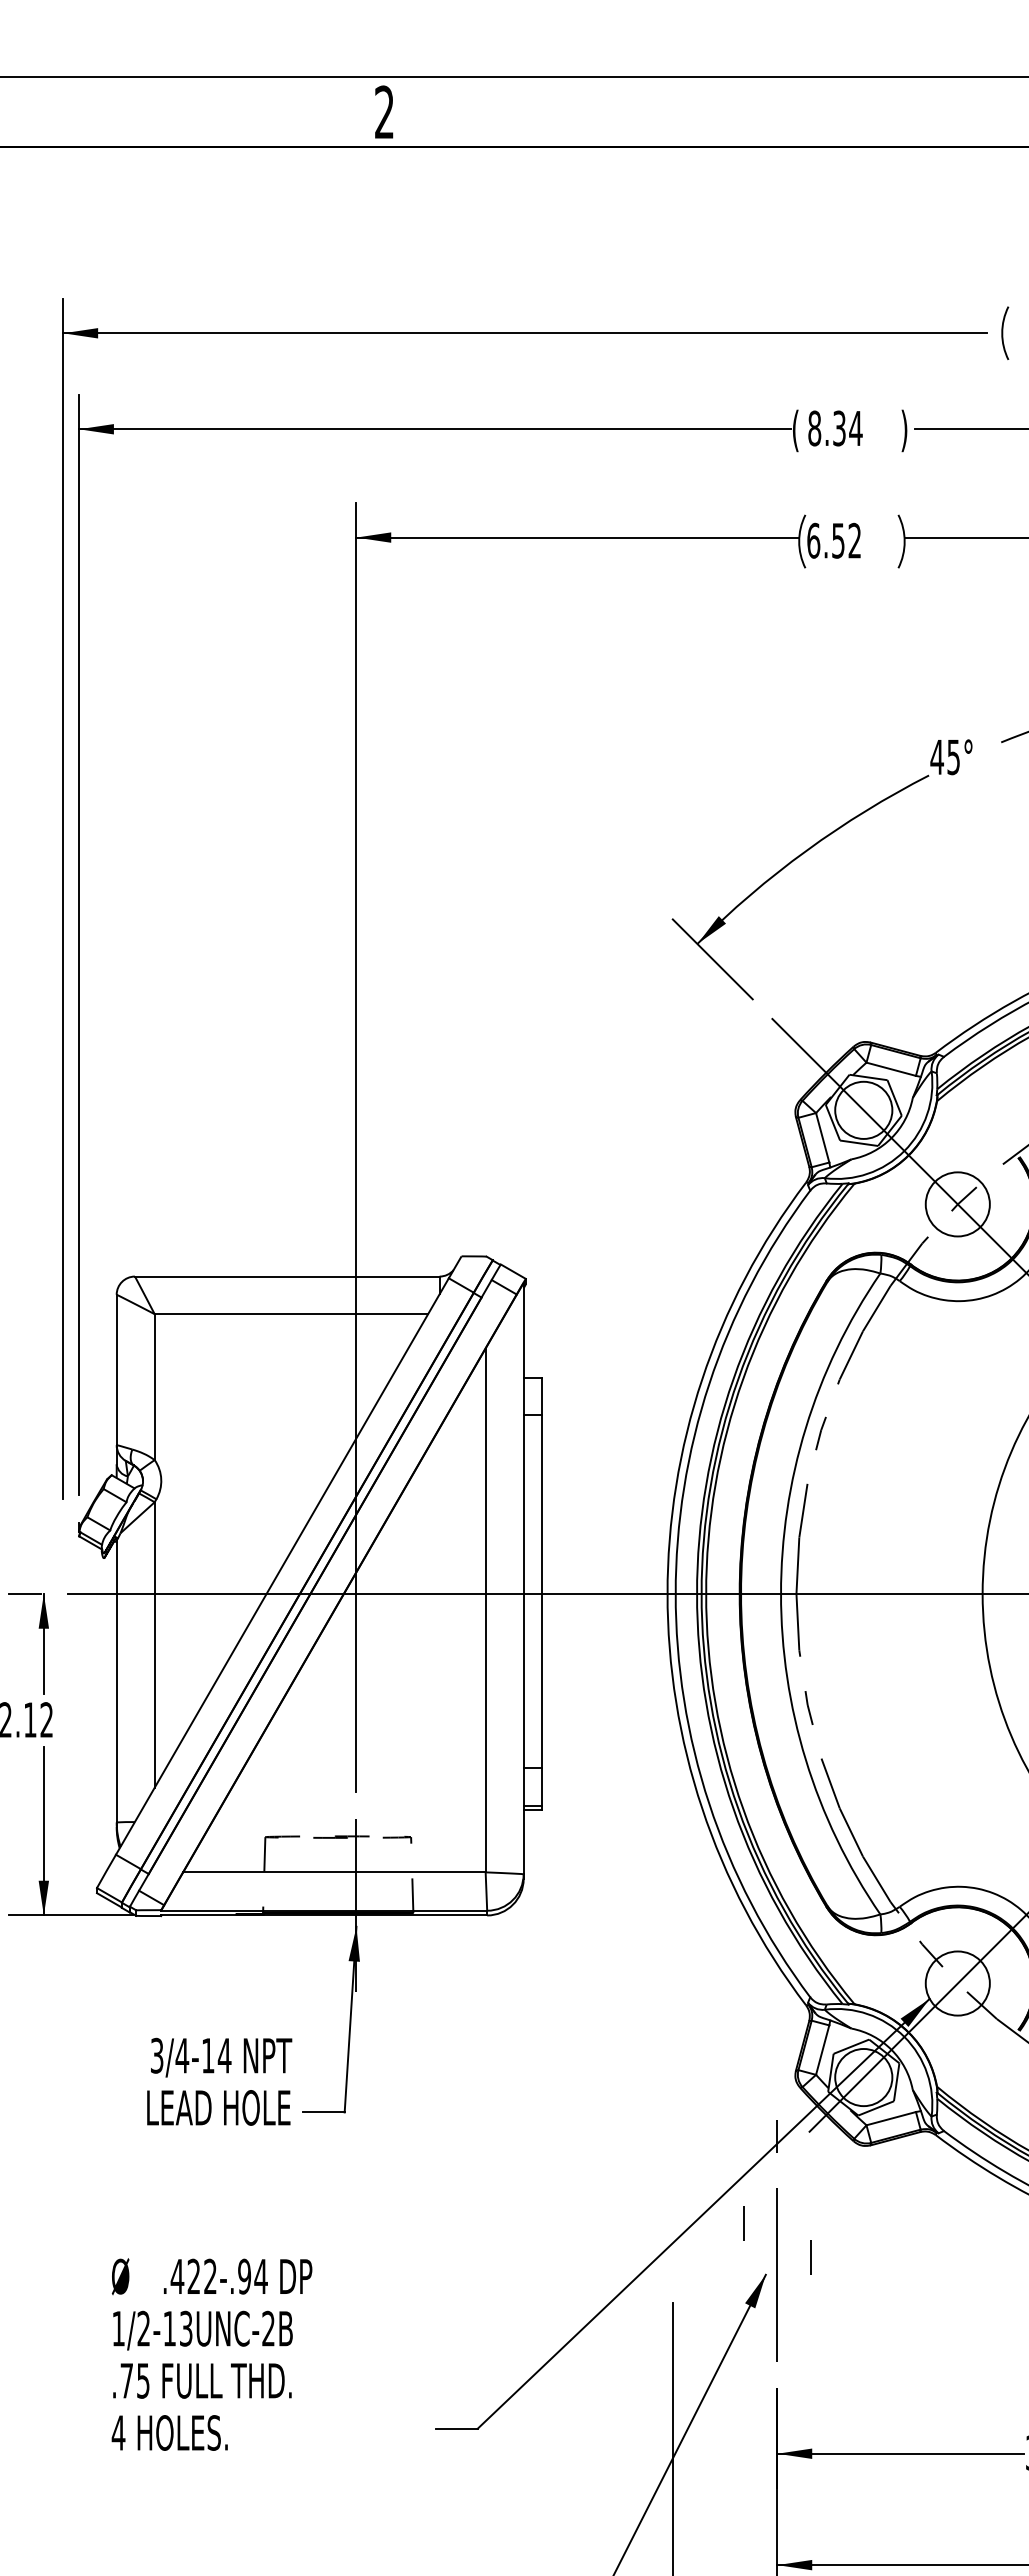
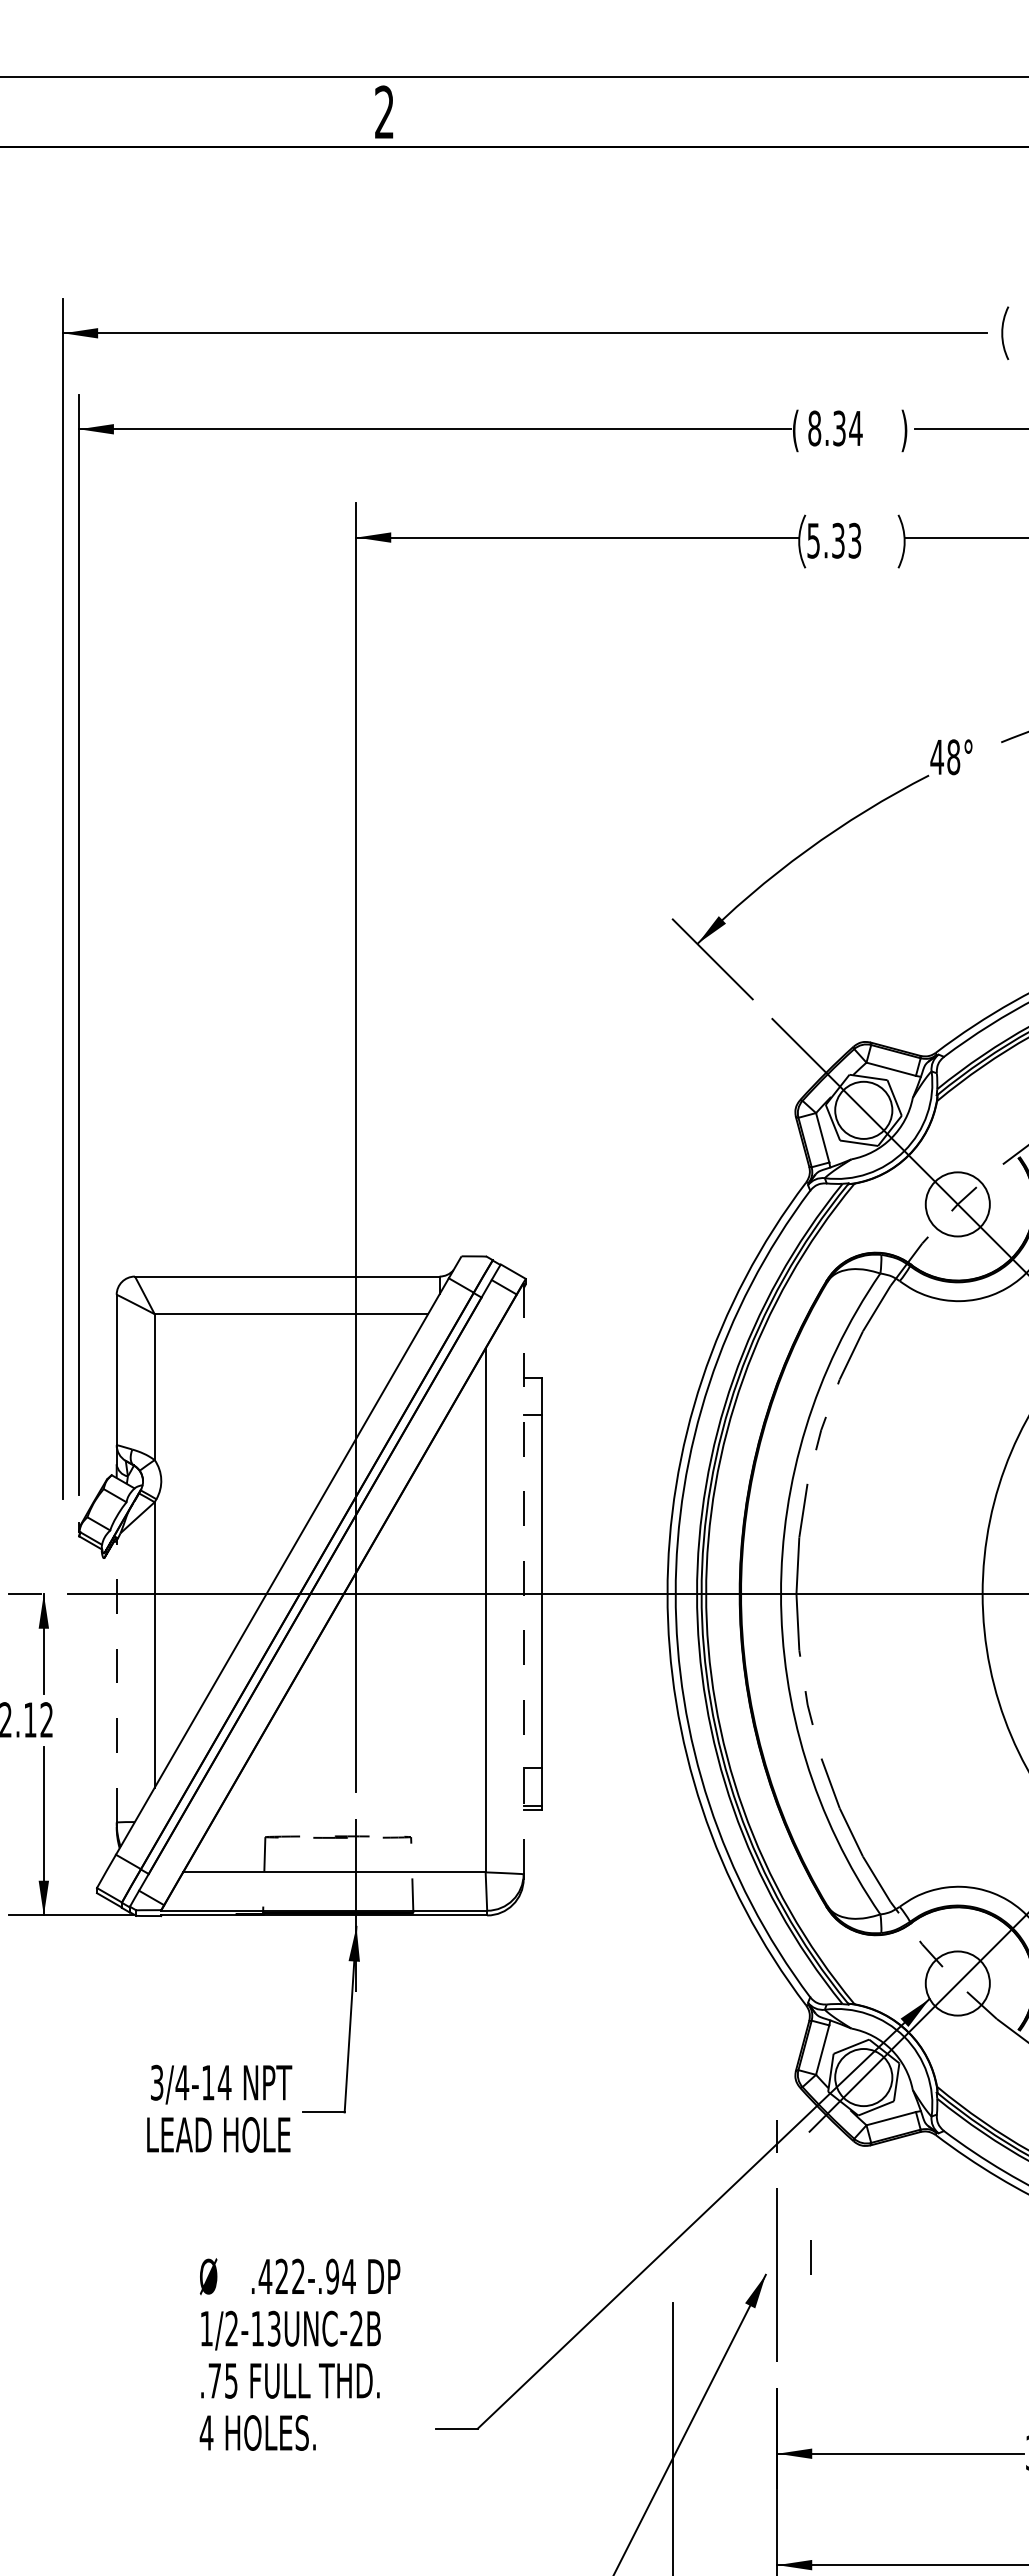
text: 6.52 -> 5.33 (834, 540)
text: 45° -> 48° (953, 757)
line: solid -> dashed (523, 1578)
line: solid -> dashed (116, 1680)
text position: (219, 2081) -> (219, 2108) (219, 2108)
line: present -> none (743, 2223)
text position: (211, 2354) -> (299, 2354) (299, 2354)
